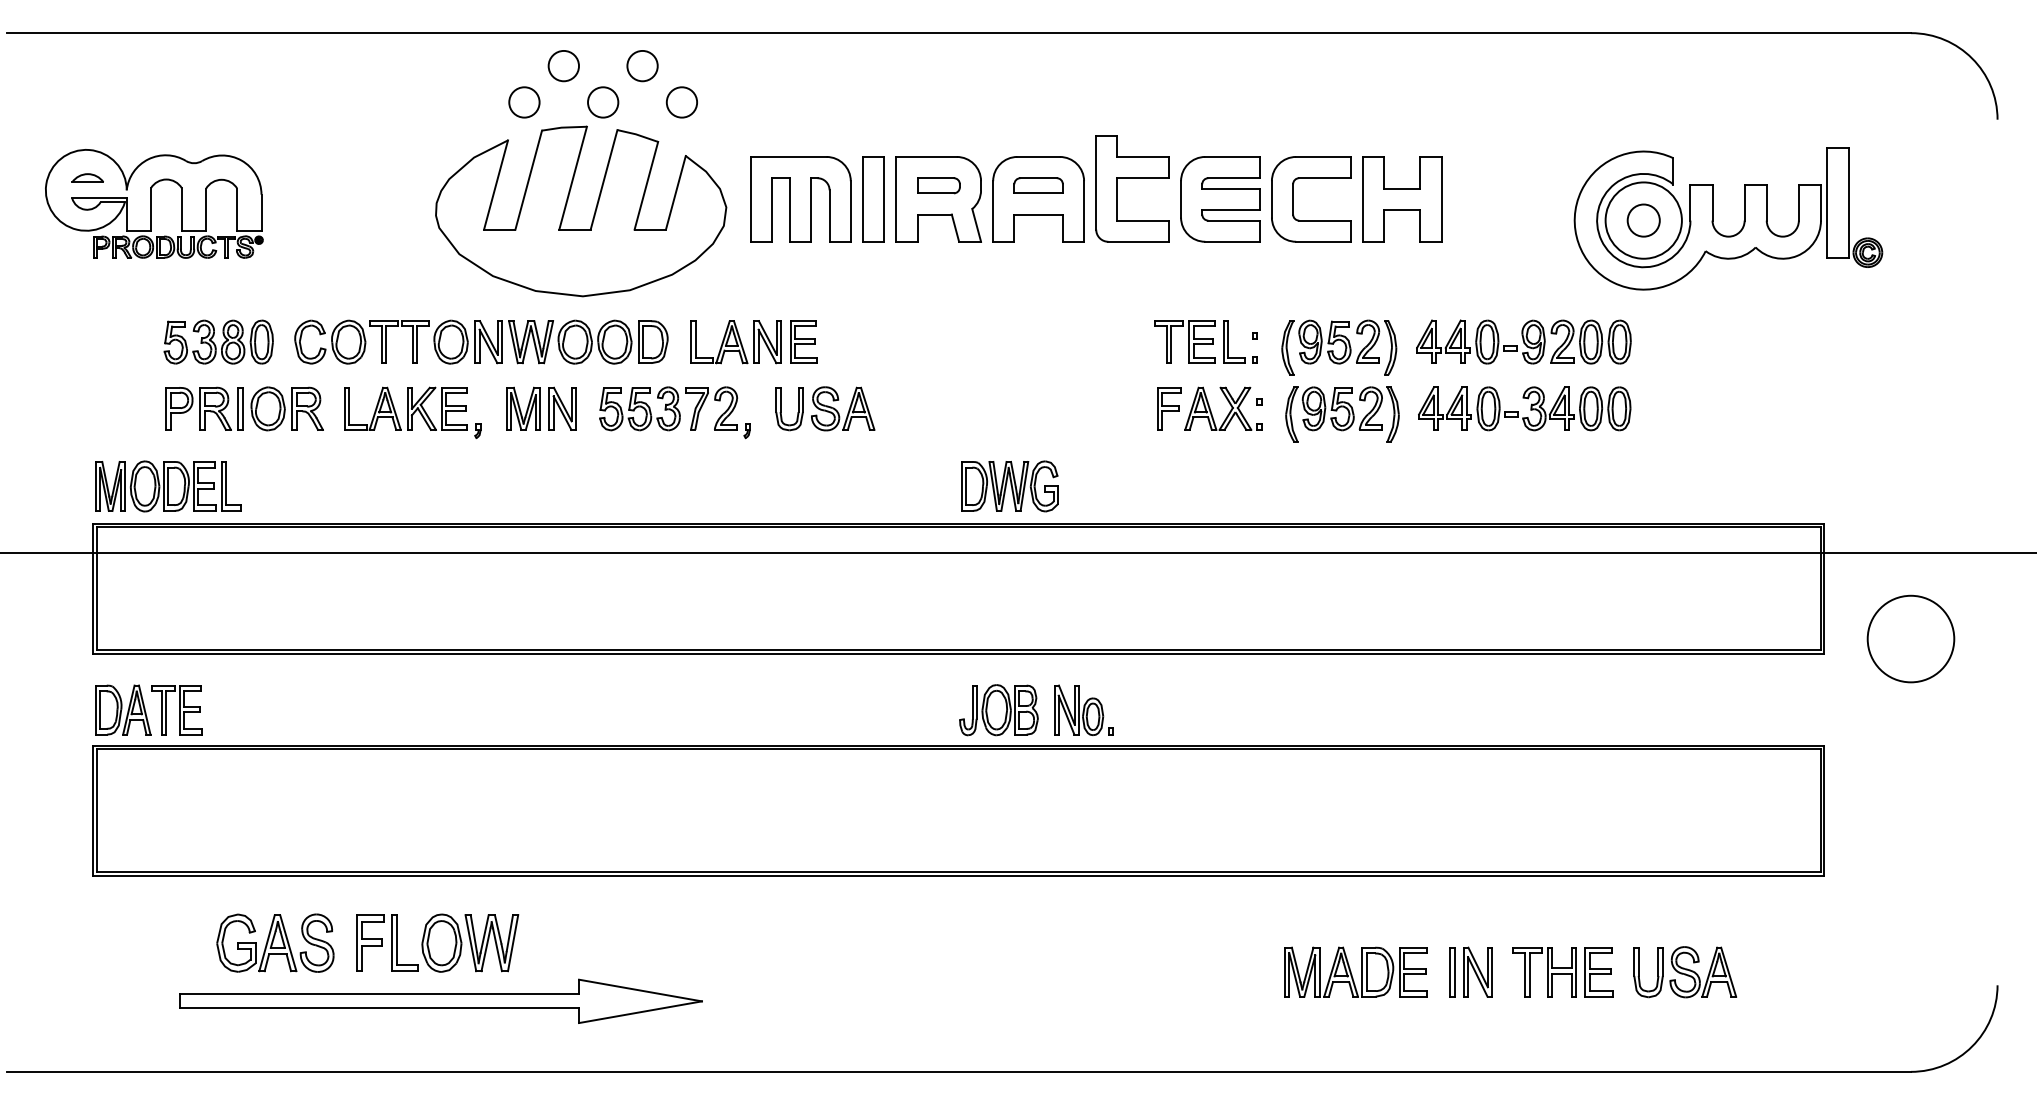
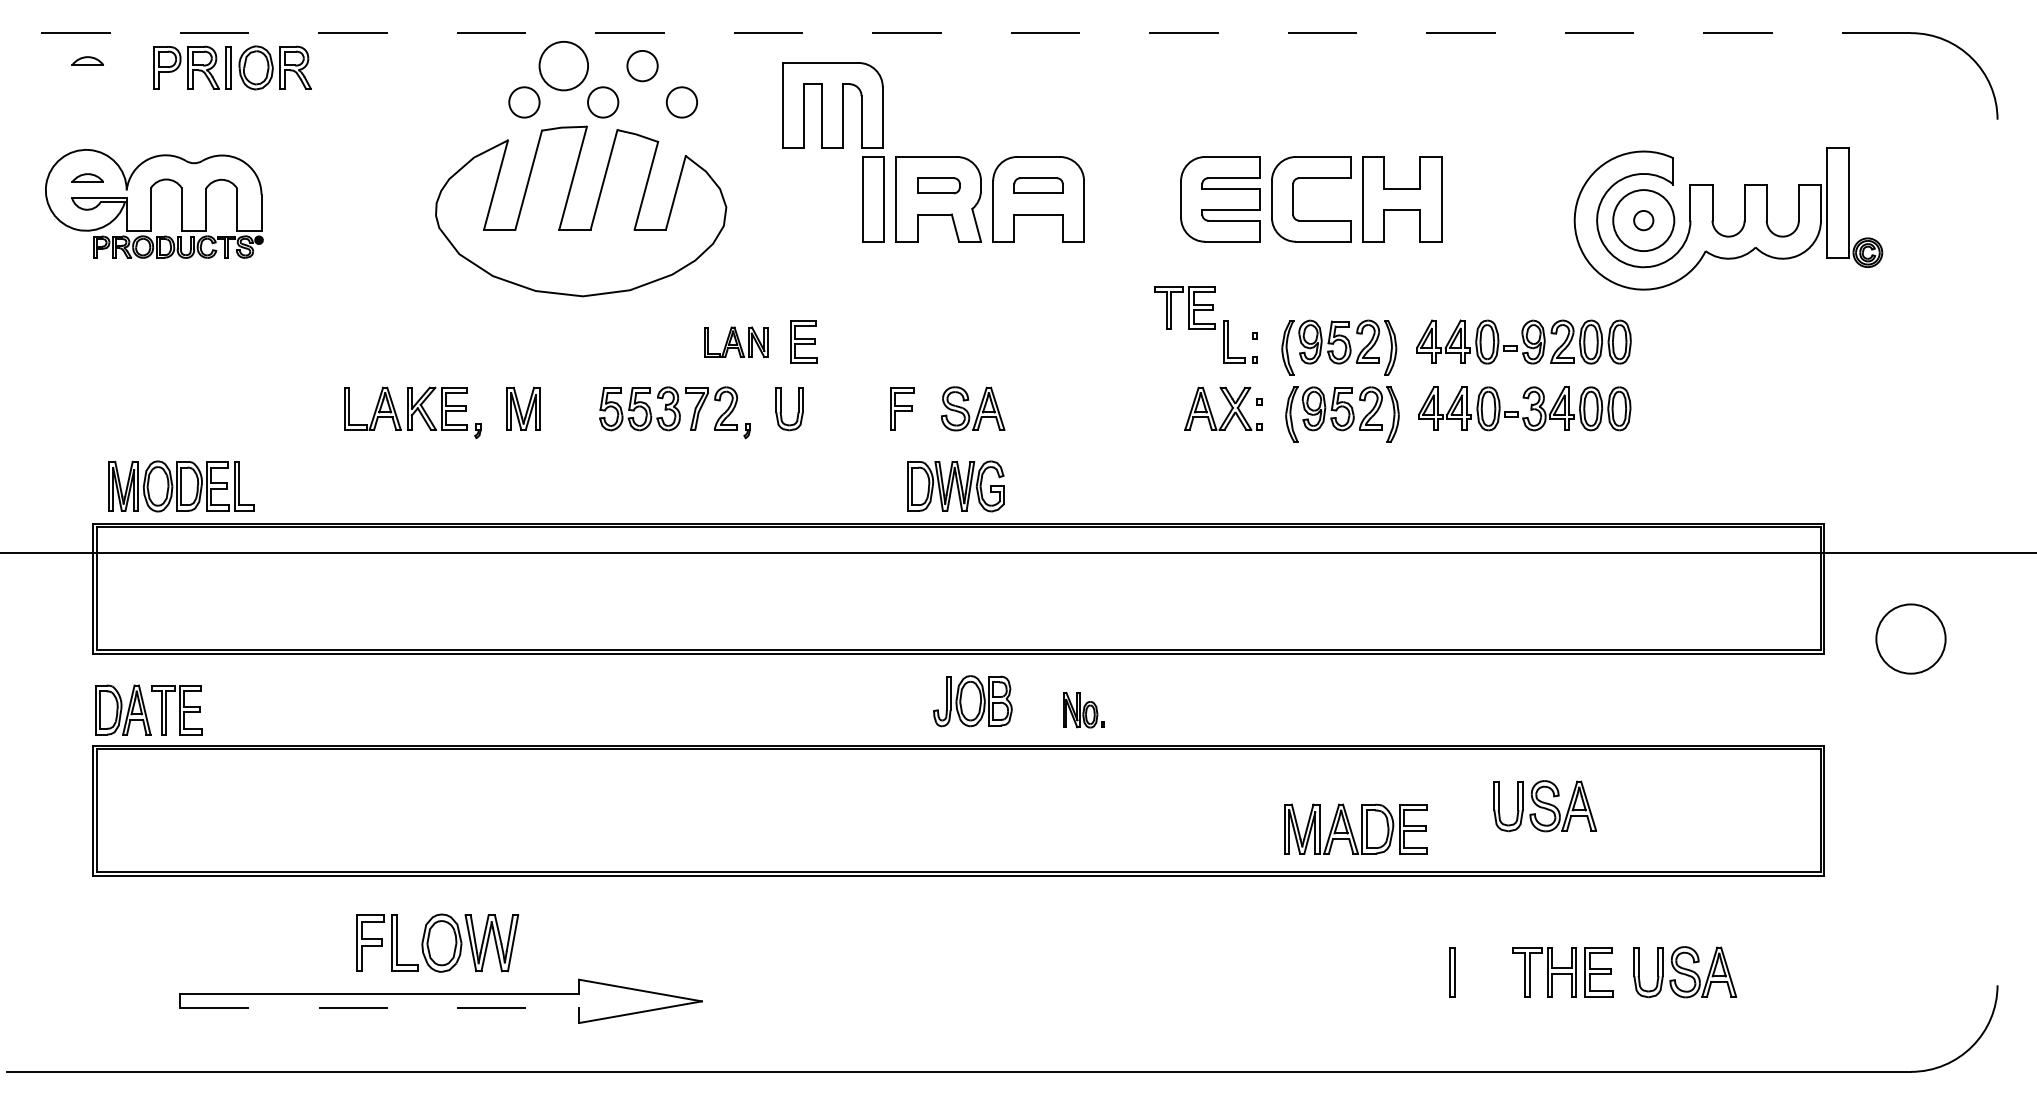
line: solid -> dashed (958, 33)
part: none -> present (87, 60)
circle diameter: 30 px -> 49 px (563, 65)
part: present -> none (1132, 178)
part position: (800, 199) -> (832, 105) (832, 105)
circle diameter: 32 px -> 19 px (1643, 220)
circle diameter: 76 px -> 61 px (1643, 220)
part: present -> none (218, 341)
part: present -> none (481, 341)
part position: (1184, 341) -> (1184, 307) (1184, 307)
part size: 92x45 px -> 65x32 px (736, 341)
part position: (244, 408) -> (232, 67) (232, 67)
part: present -> none (562, 408)
part position: (843, 408) -> (973, 408) (973, 408)
part position: (1169, 408) -> (902, 408) (902, 408)
part position: (168, 486) -> (181, 486) (181, 486)
part position: (1009, 486) -> (955, 486) (955, 486)
circle diameter: 87 px -> 69 px (1910, 638)
part size: 60x52 px -> 42x38 px (1083, 709)
part position: (998, 710) -> (972, 701) (972, 701)
part: none -> present (1545, 806)
part: present -> none (275, 942)
part position: (1355, 971) -> (1355, 828) (1355, 828)
part: present -> none (1477, 971)
line: solid -> dashed (380, 1008)
